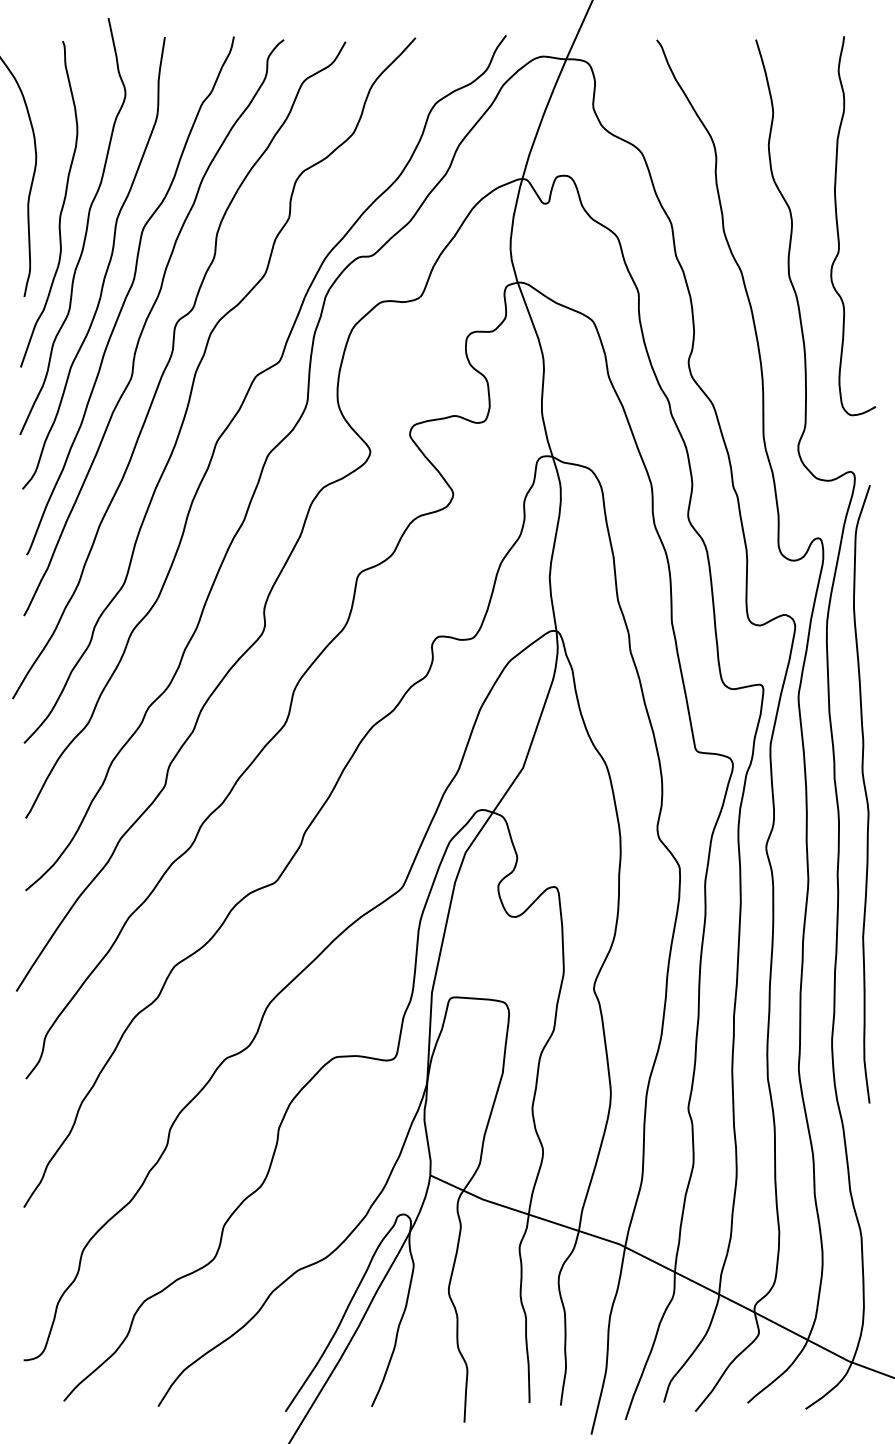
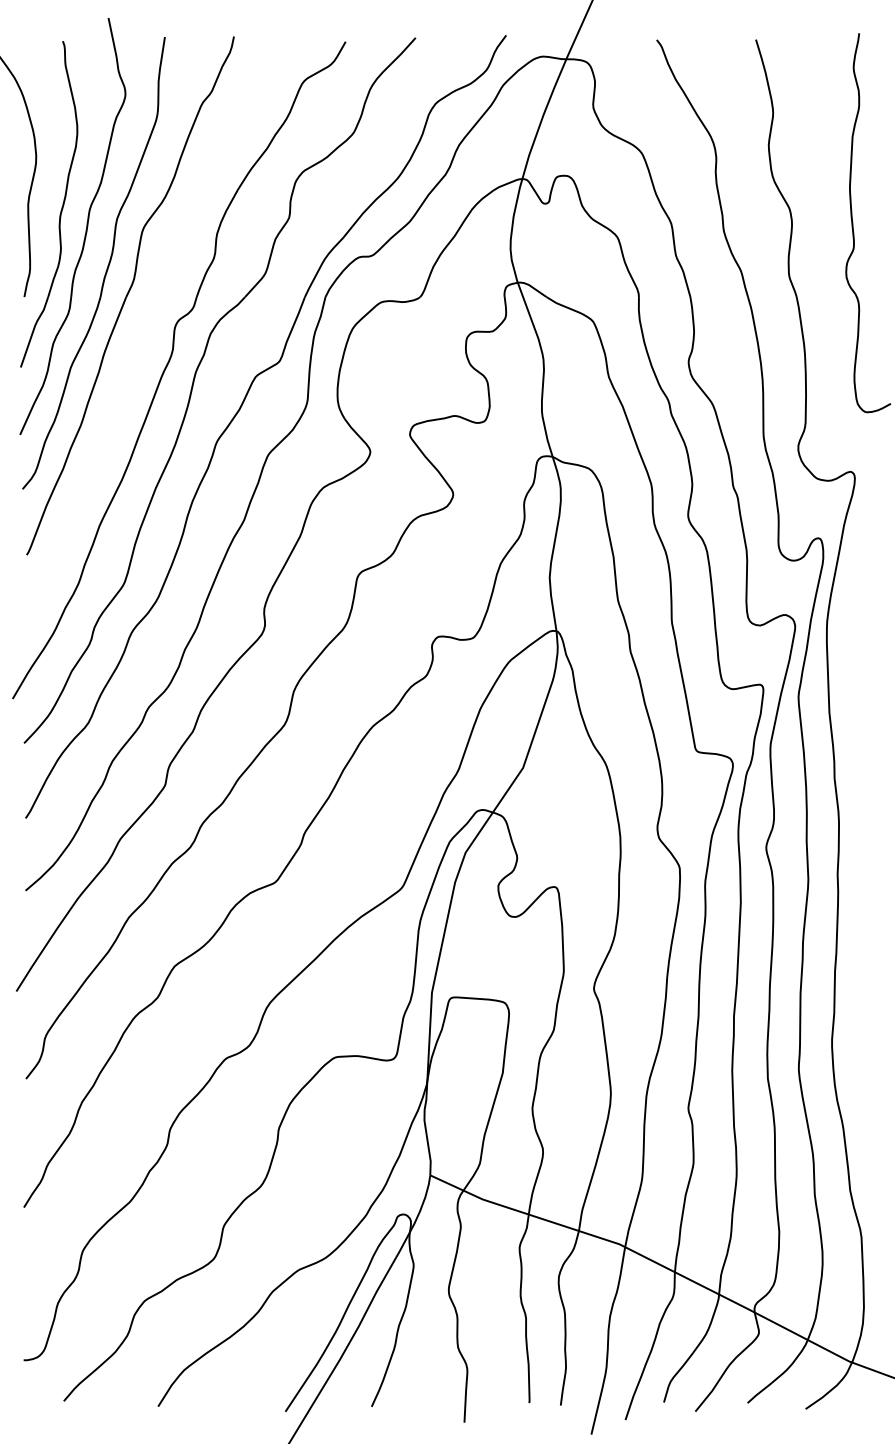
part position: (838, 226) -> (853, 223) (853, 223)
part: present -> none (146, 323)
curve: present -> none (864, 792)
